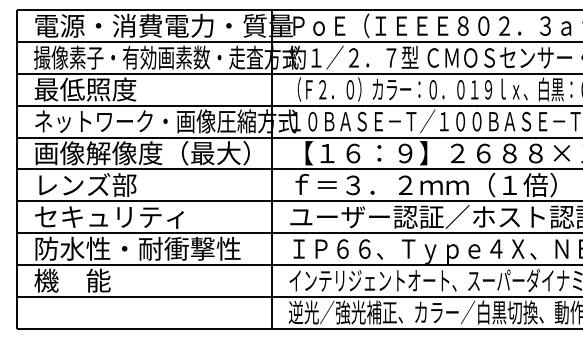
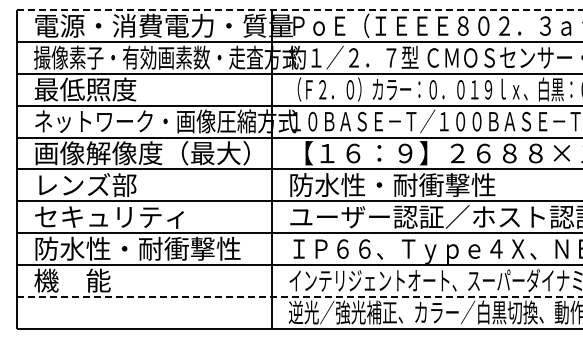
line: solid -> dashed (300, 10)
text: ｆ＝３．２ｍｍ（１倍） -> 防水性・耐衝撃性 (423, 184)
line: solid -> dashed (300, 296)
